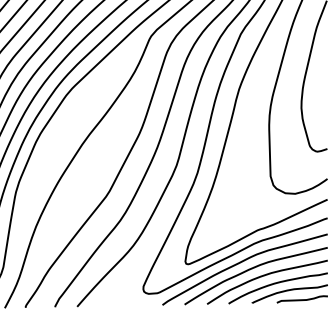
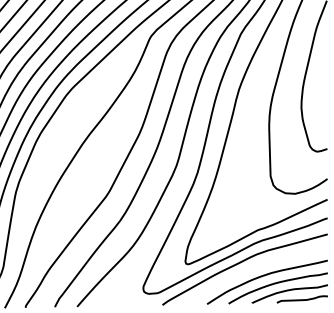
curve: present -> none (252, 269)
